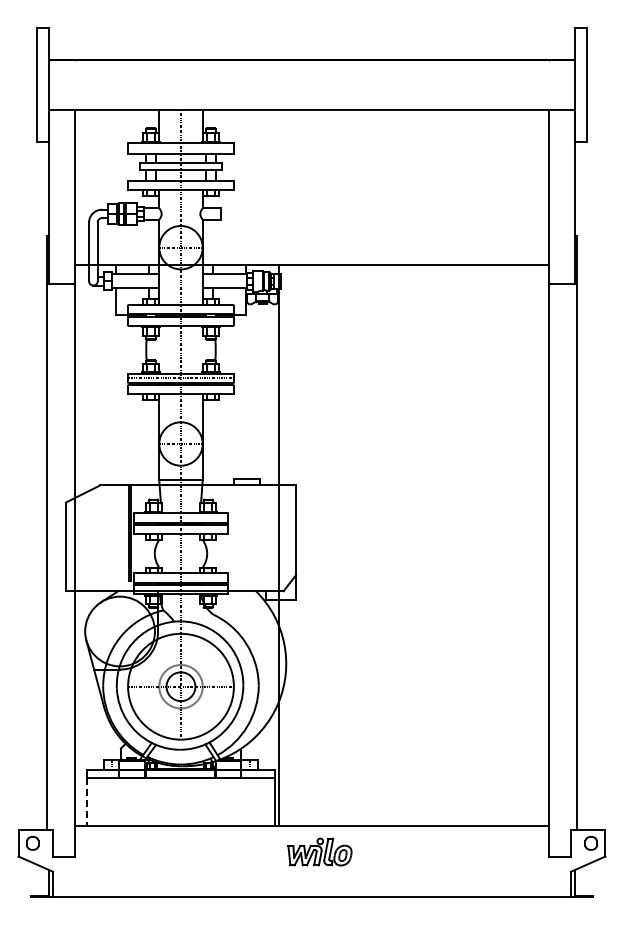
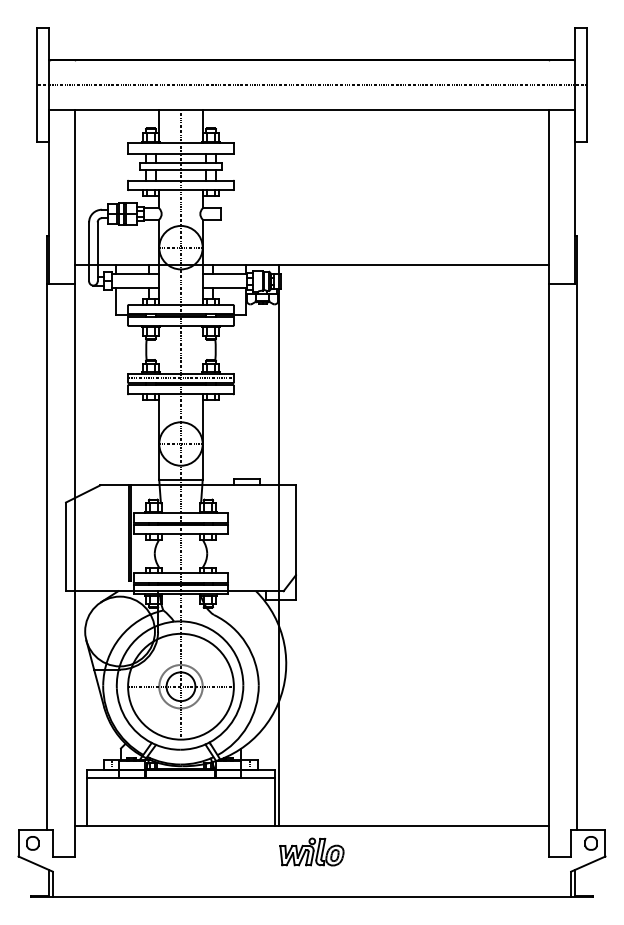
line: none -> present (311, 84)
line: dashed -> solid (86, 802)
part position: (319, 851) -> (311, 851) (311, 851)
